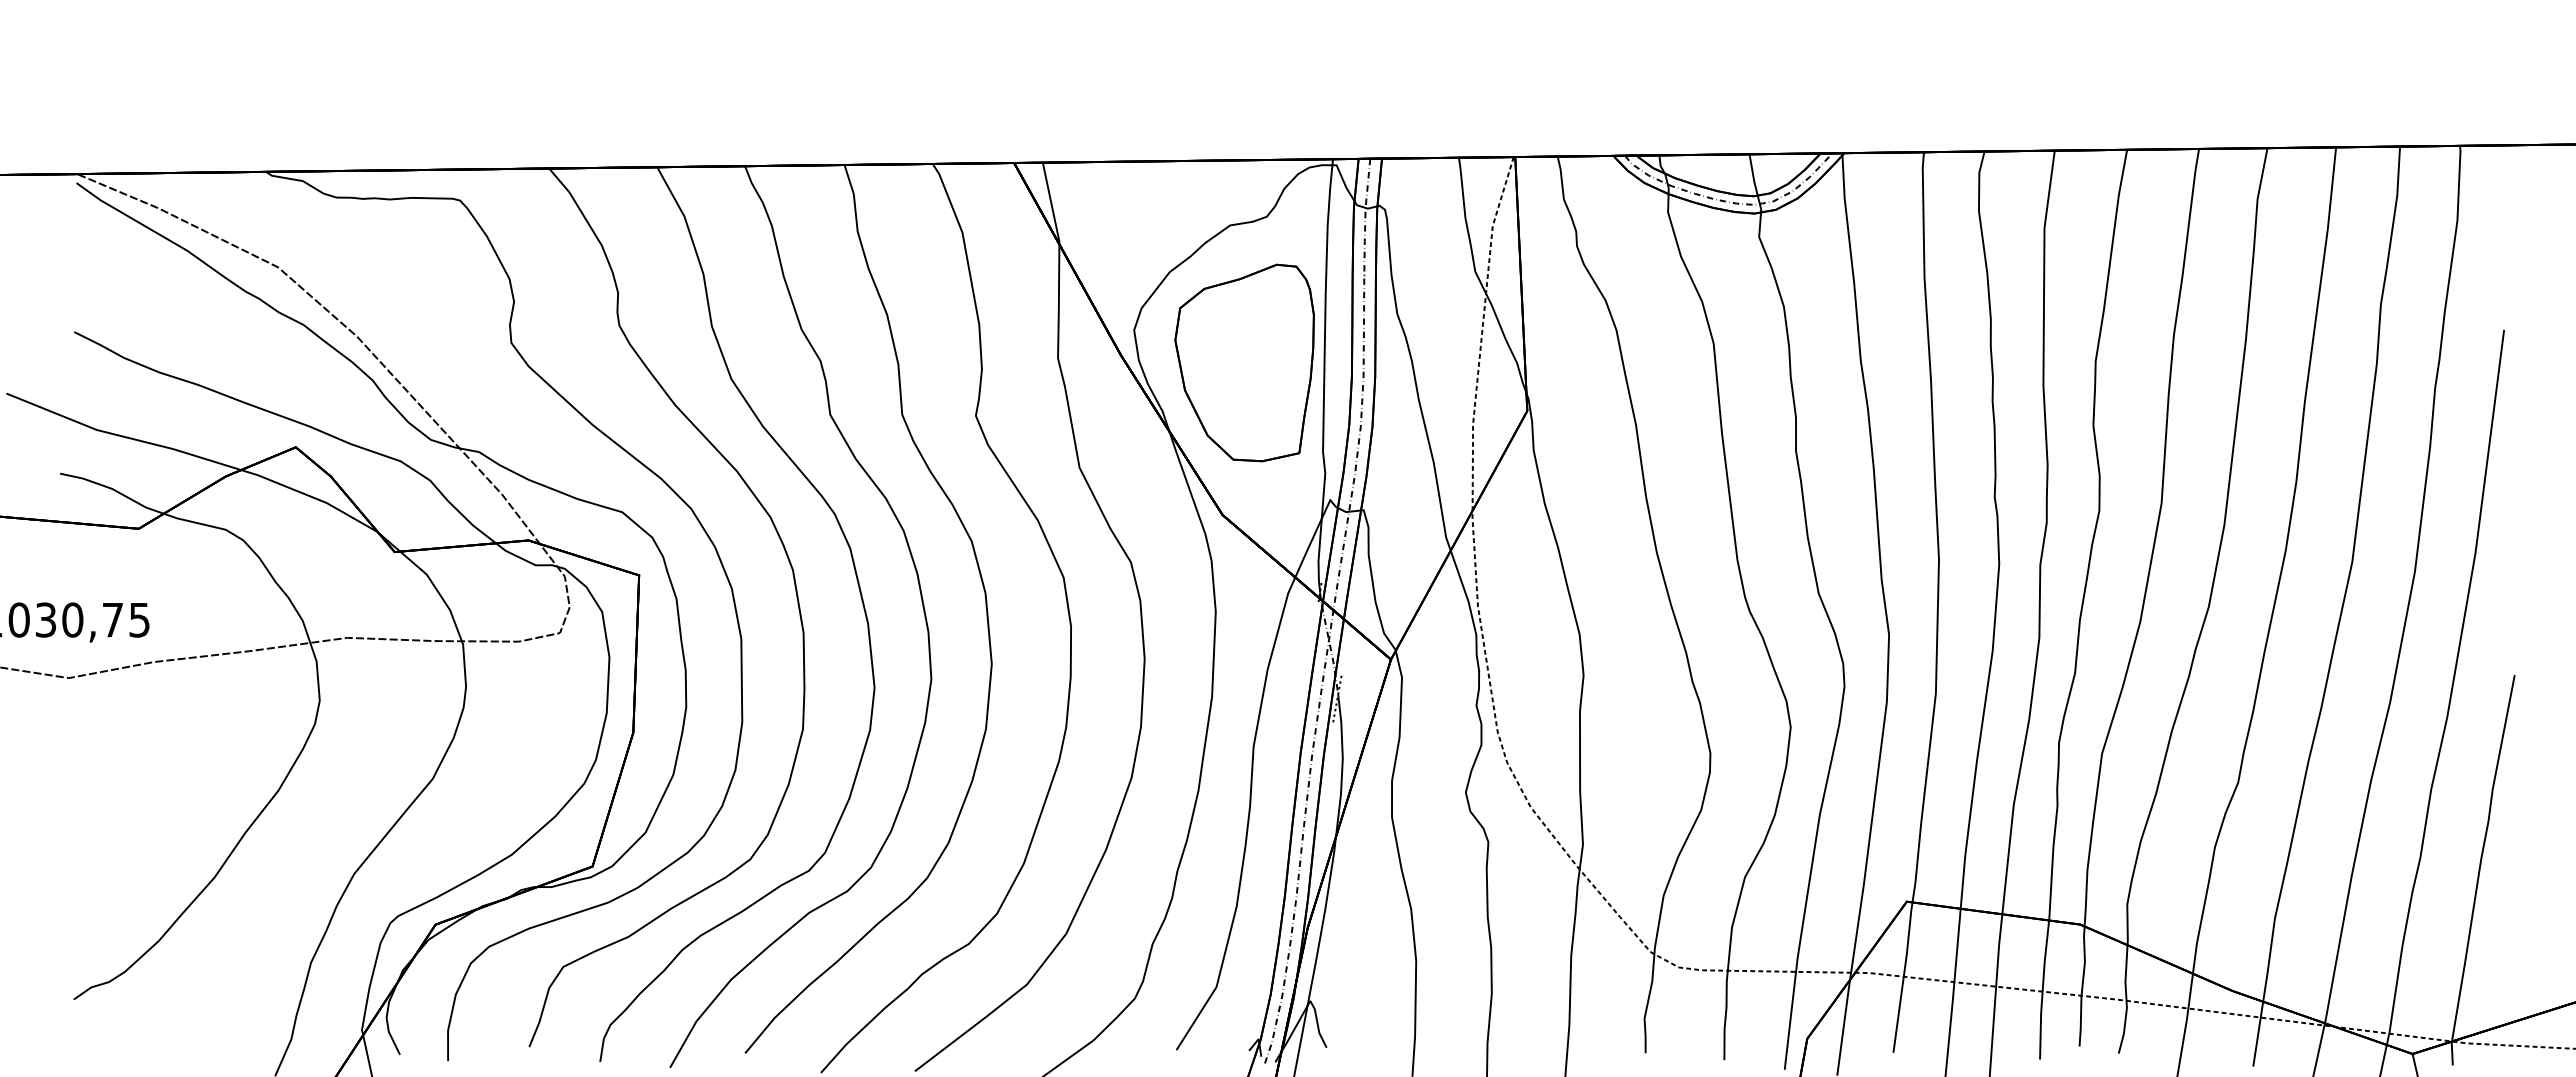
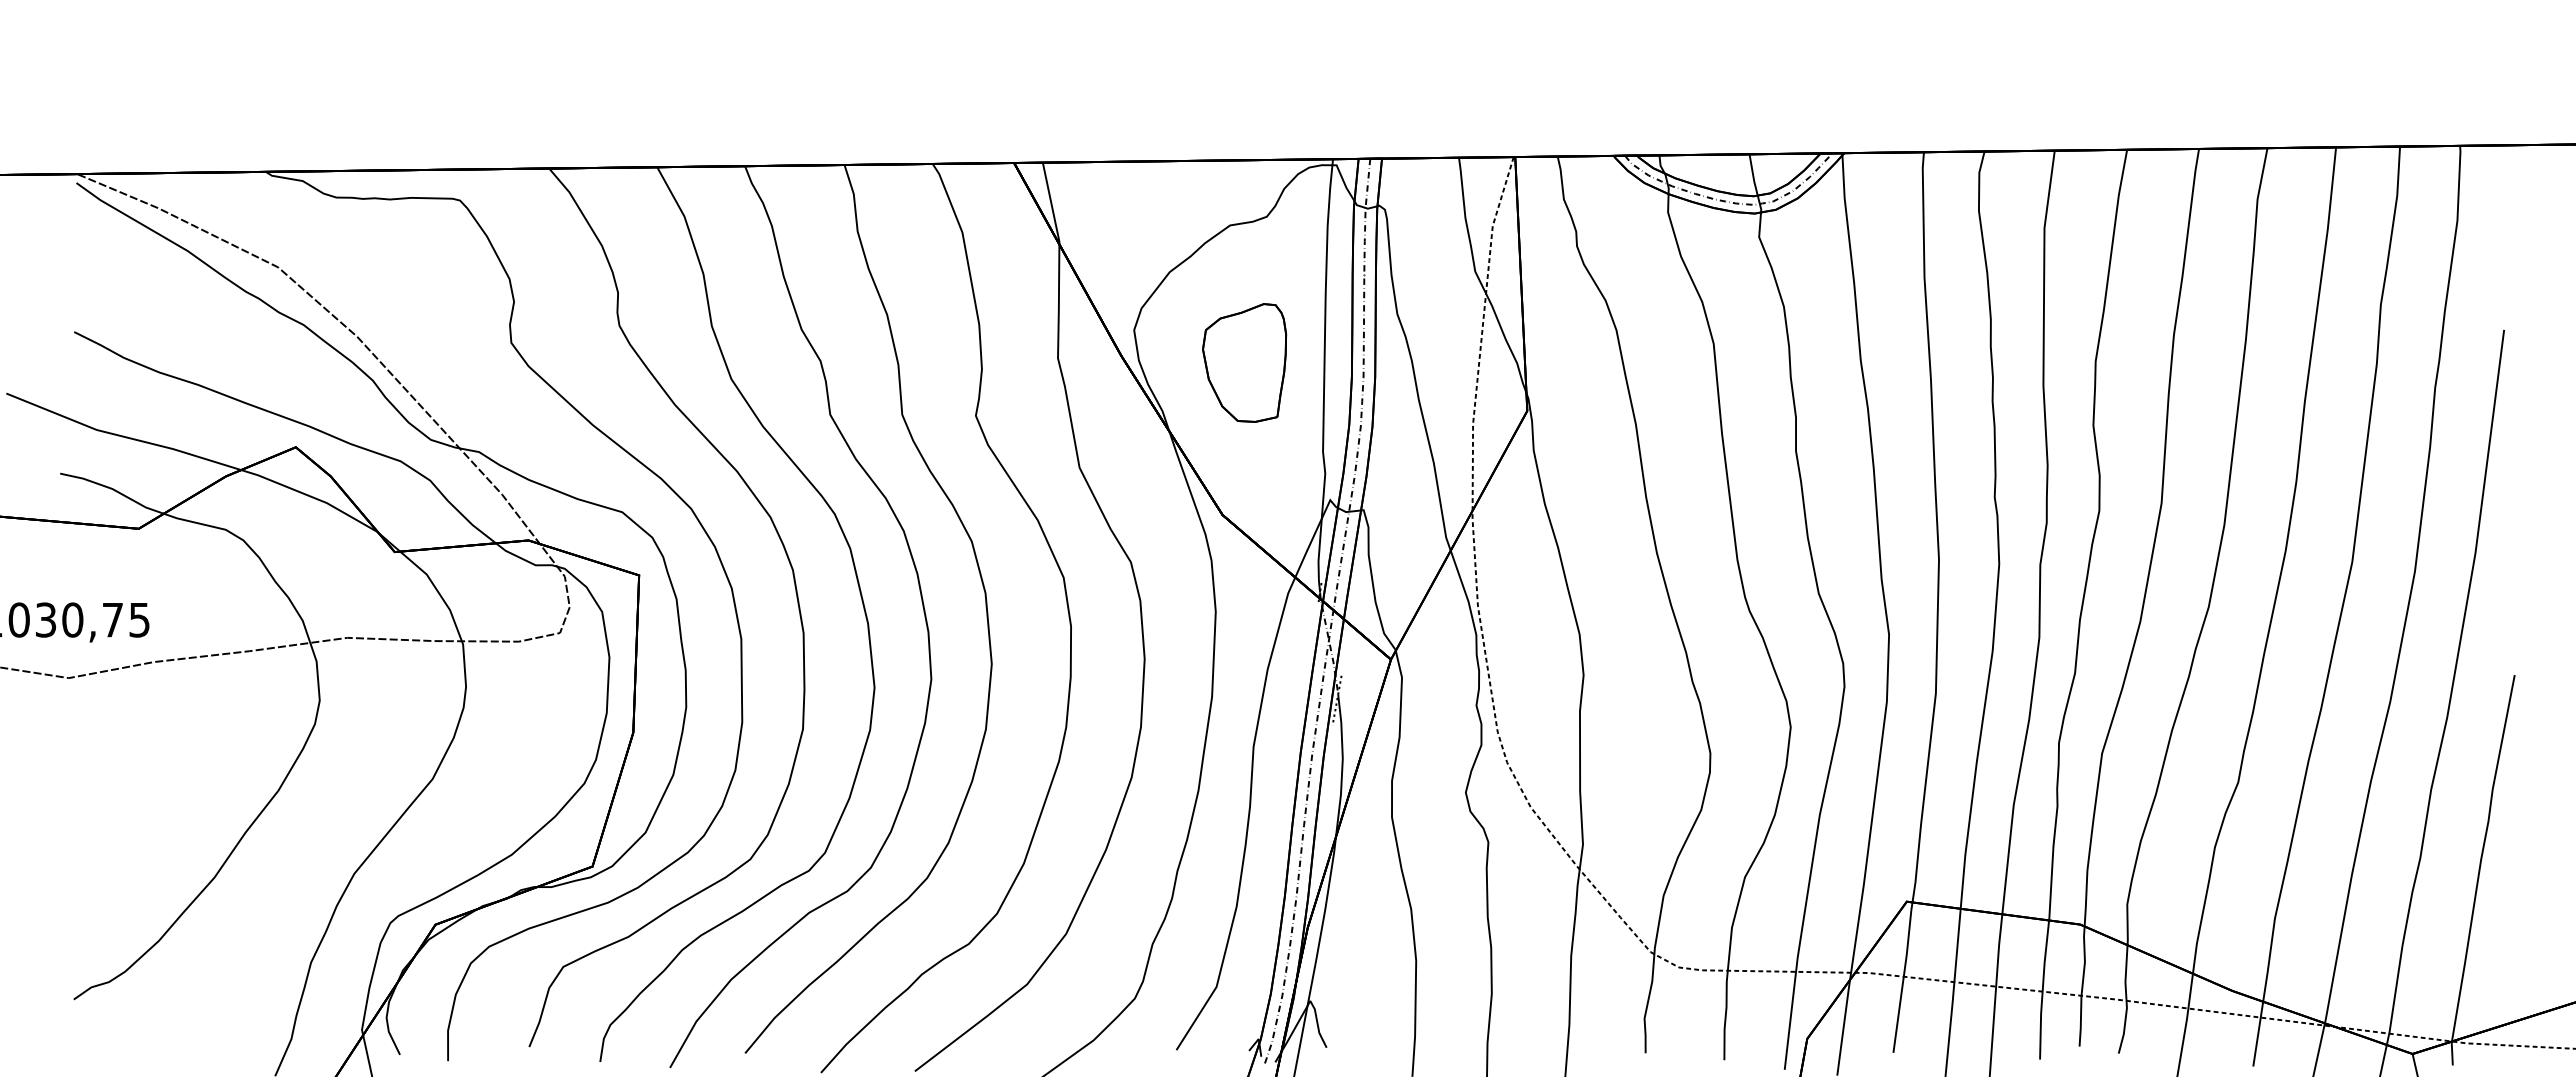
part size: 141x200 px -> 86x120 px (1244, 362)
